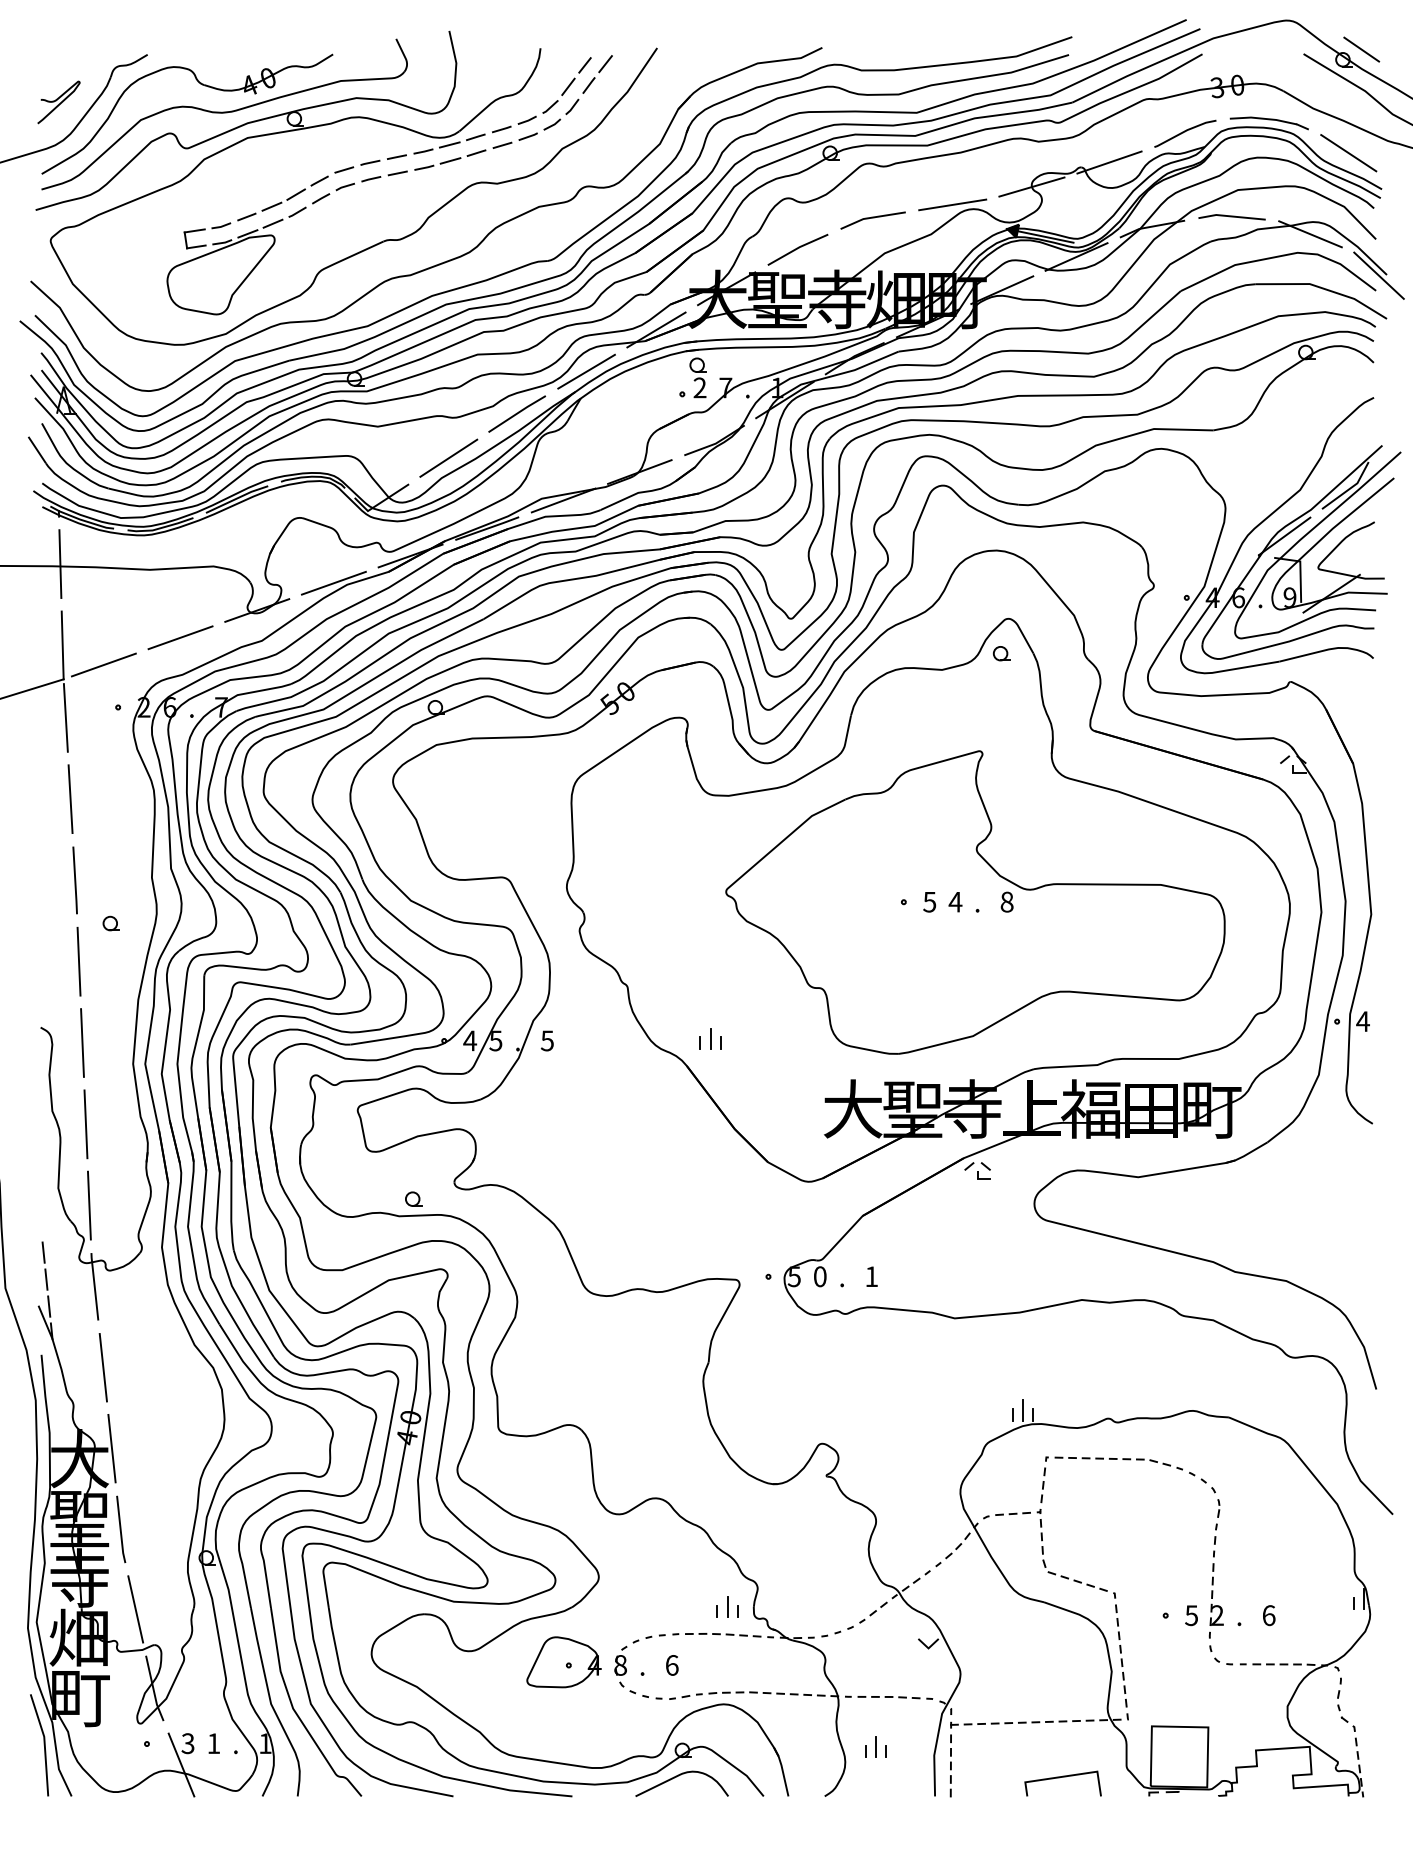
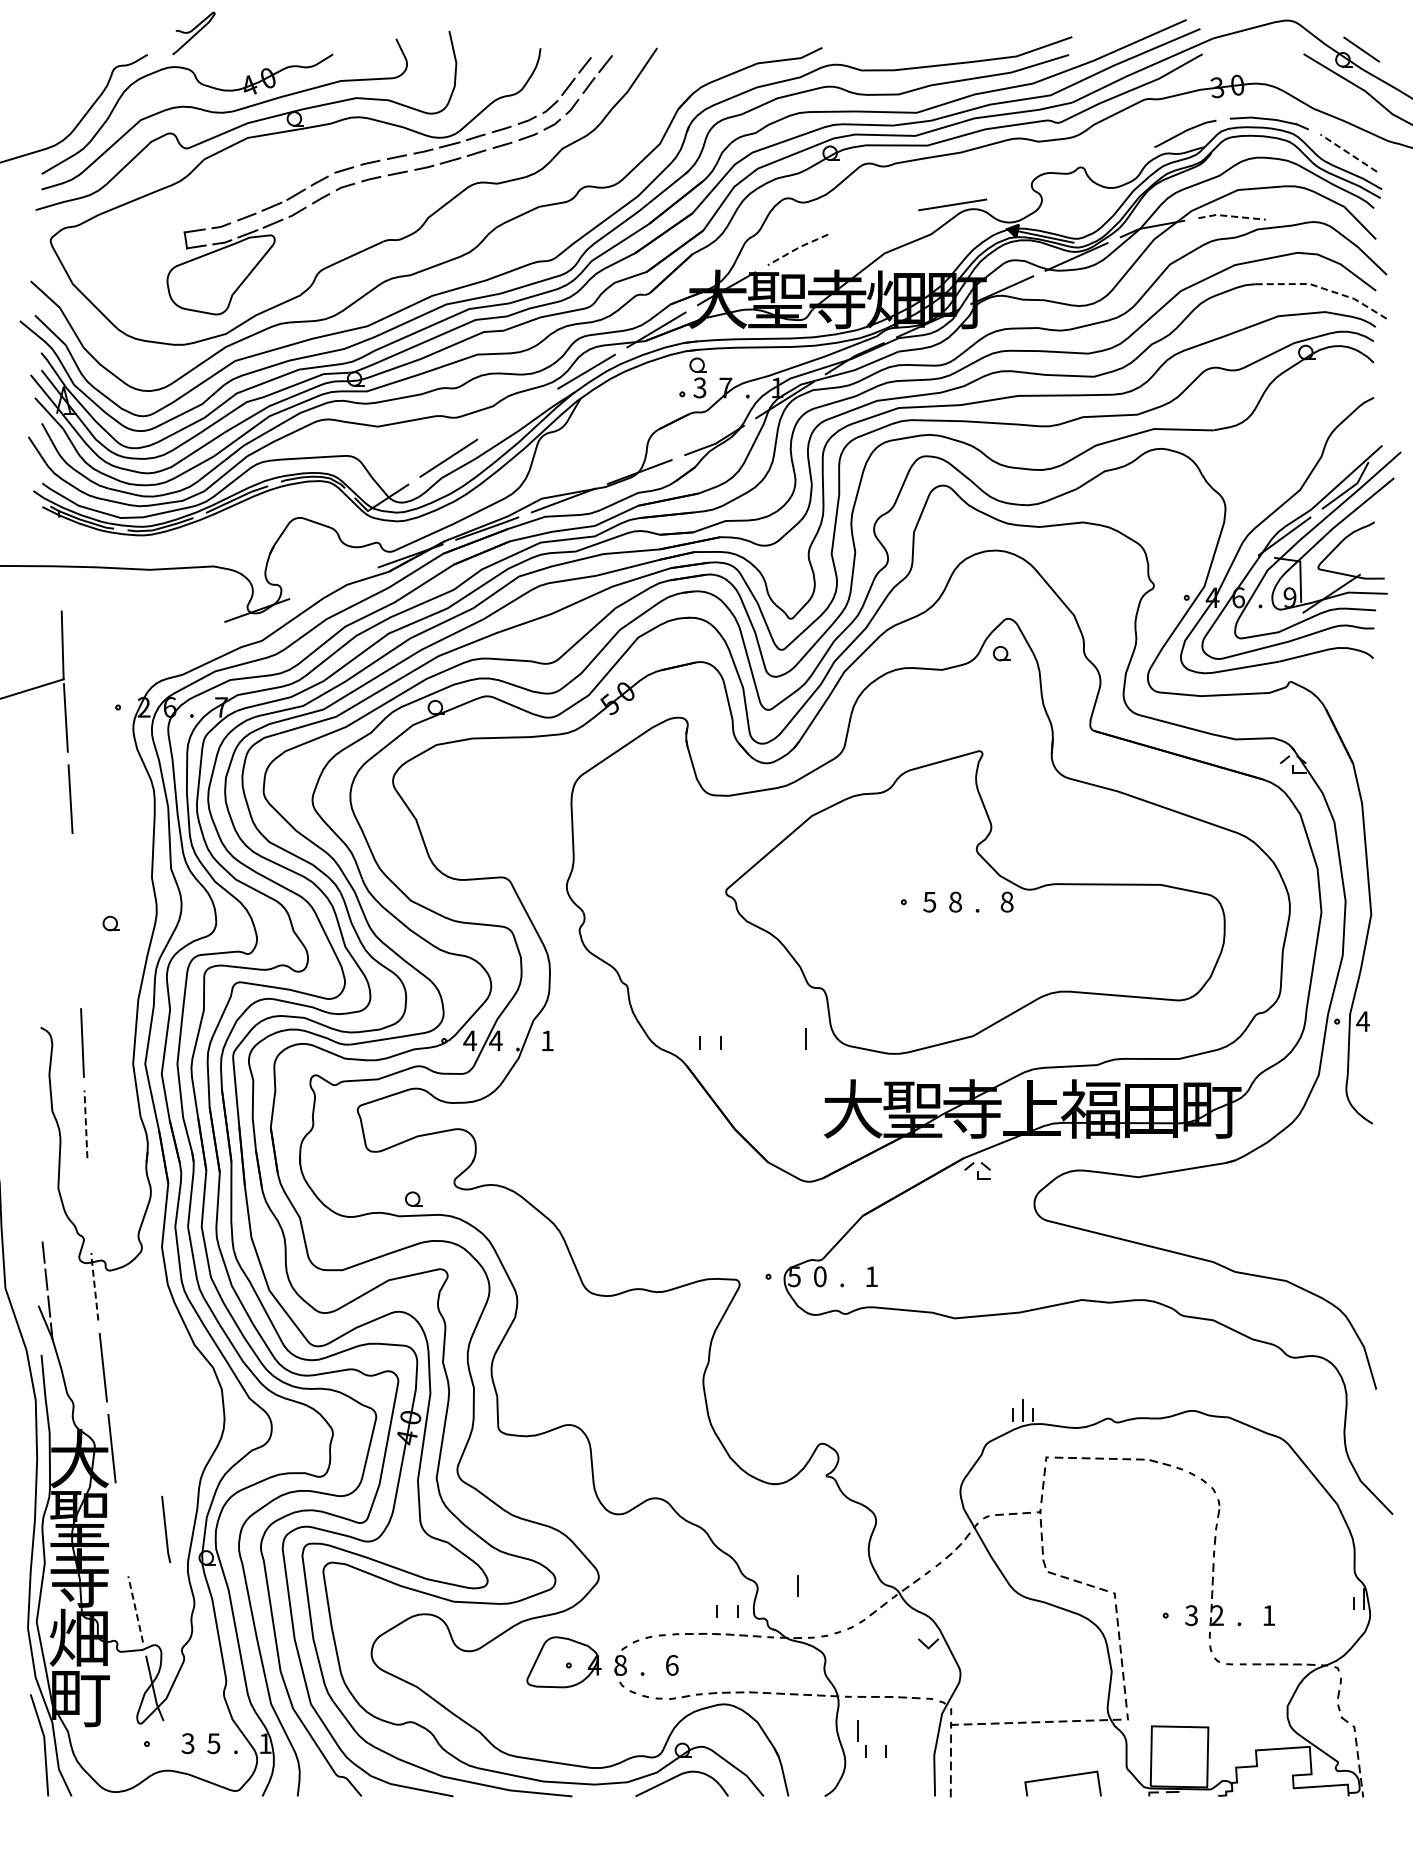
curve position: (59, 103) -> (194, 34) (194, 34)
line: solid -> dashed (1348, 152)
line: present -> none (1109, 162)
line: present -> none (1031, 186)
line: solid -> dashed (1231, 216)
line: present -> none (872, 218)
line: present -> none (1310, 234)
line: solid -> dashed (798, 248)
line: present -> none (1378, 275)
line: solid -> dashed (1324, 289)
text: 2 -> 3 (699, 388)
line: present -> none (516, 413)
line: present -> none (60, 563)
line: present -> none (333, 582)
line: present -> none (180, 637)
line: present -> none (103, 664)
line: present -> none (74, 880)
text: 4 -> 8 (955, 901)
line: present -> none (78, 961)
line position: (710, 1038) -> (805, 1038) (805, 1038)
text: 5 -> 4 (495, 1040)
text: 5 -> 1 (546, 1040)
line: solid -> dashed (85, 1124)
line: present -> none (88, 1205)
line: solid -> dashed (94, 1285)
line position: (121, 1529) -> (166, 1529) (166, 1529)
line position: (727, 1606) -> (797, 1585) (797, 1585)
line: solid -> dashed (135, 1609)
text: 5 -> 3 (1191, 1615)
text: 6 -> 1 (1269, 1615)
text: 1 -> 5 (213, 1743)
line position: (875, 1746) -> (857, 1730) (857, 1730)
line: present -> none (181, 1764)
